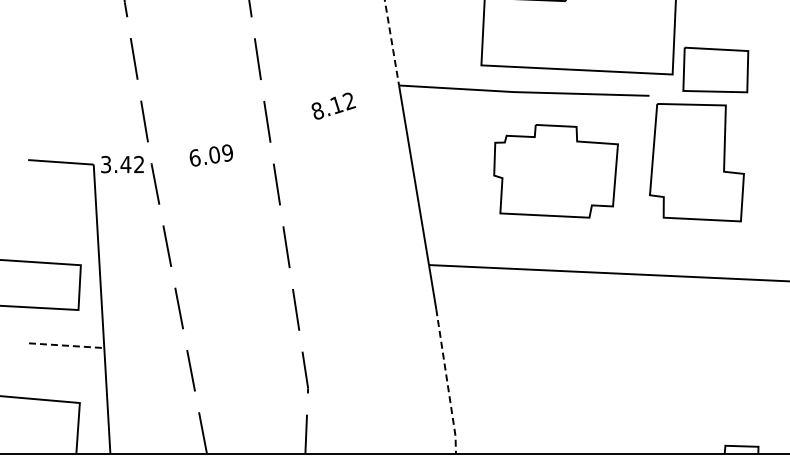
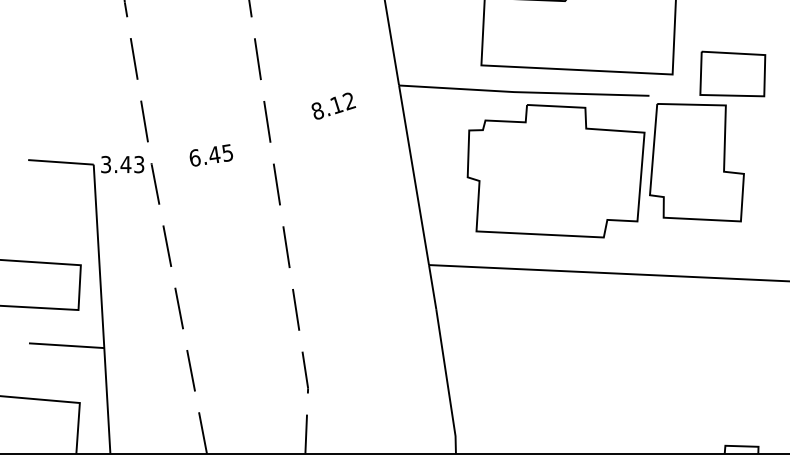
line: dashed -> solid (391, 43)
part position: (715, 69) -> (732, 73) (732, 73)
text: 6.09 -> 6.45 (221, 153)
text: 3.42 -> 3.43 (139, 164)
part size: 126x95 px -> 180x135 px (555, 171)
line: dashed -> solid (66, 345)
line: dashed -> solid (447, 382)
